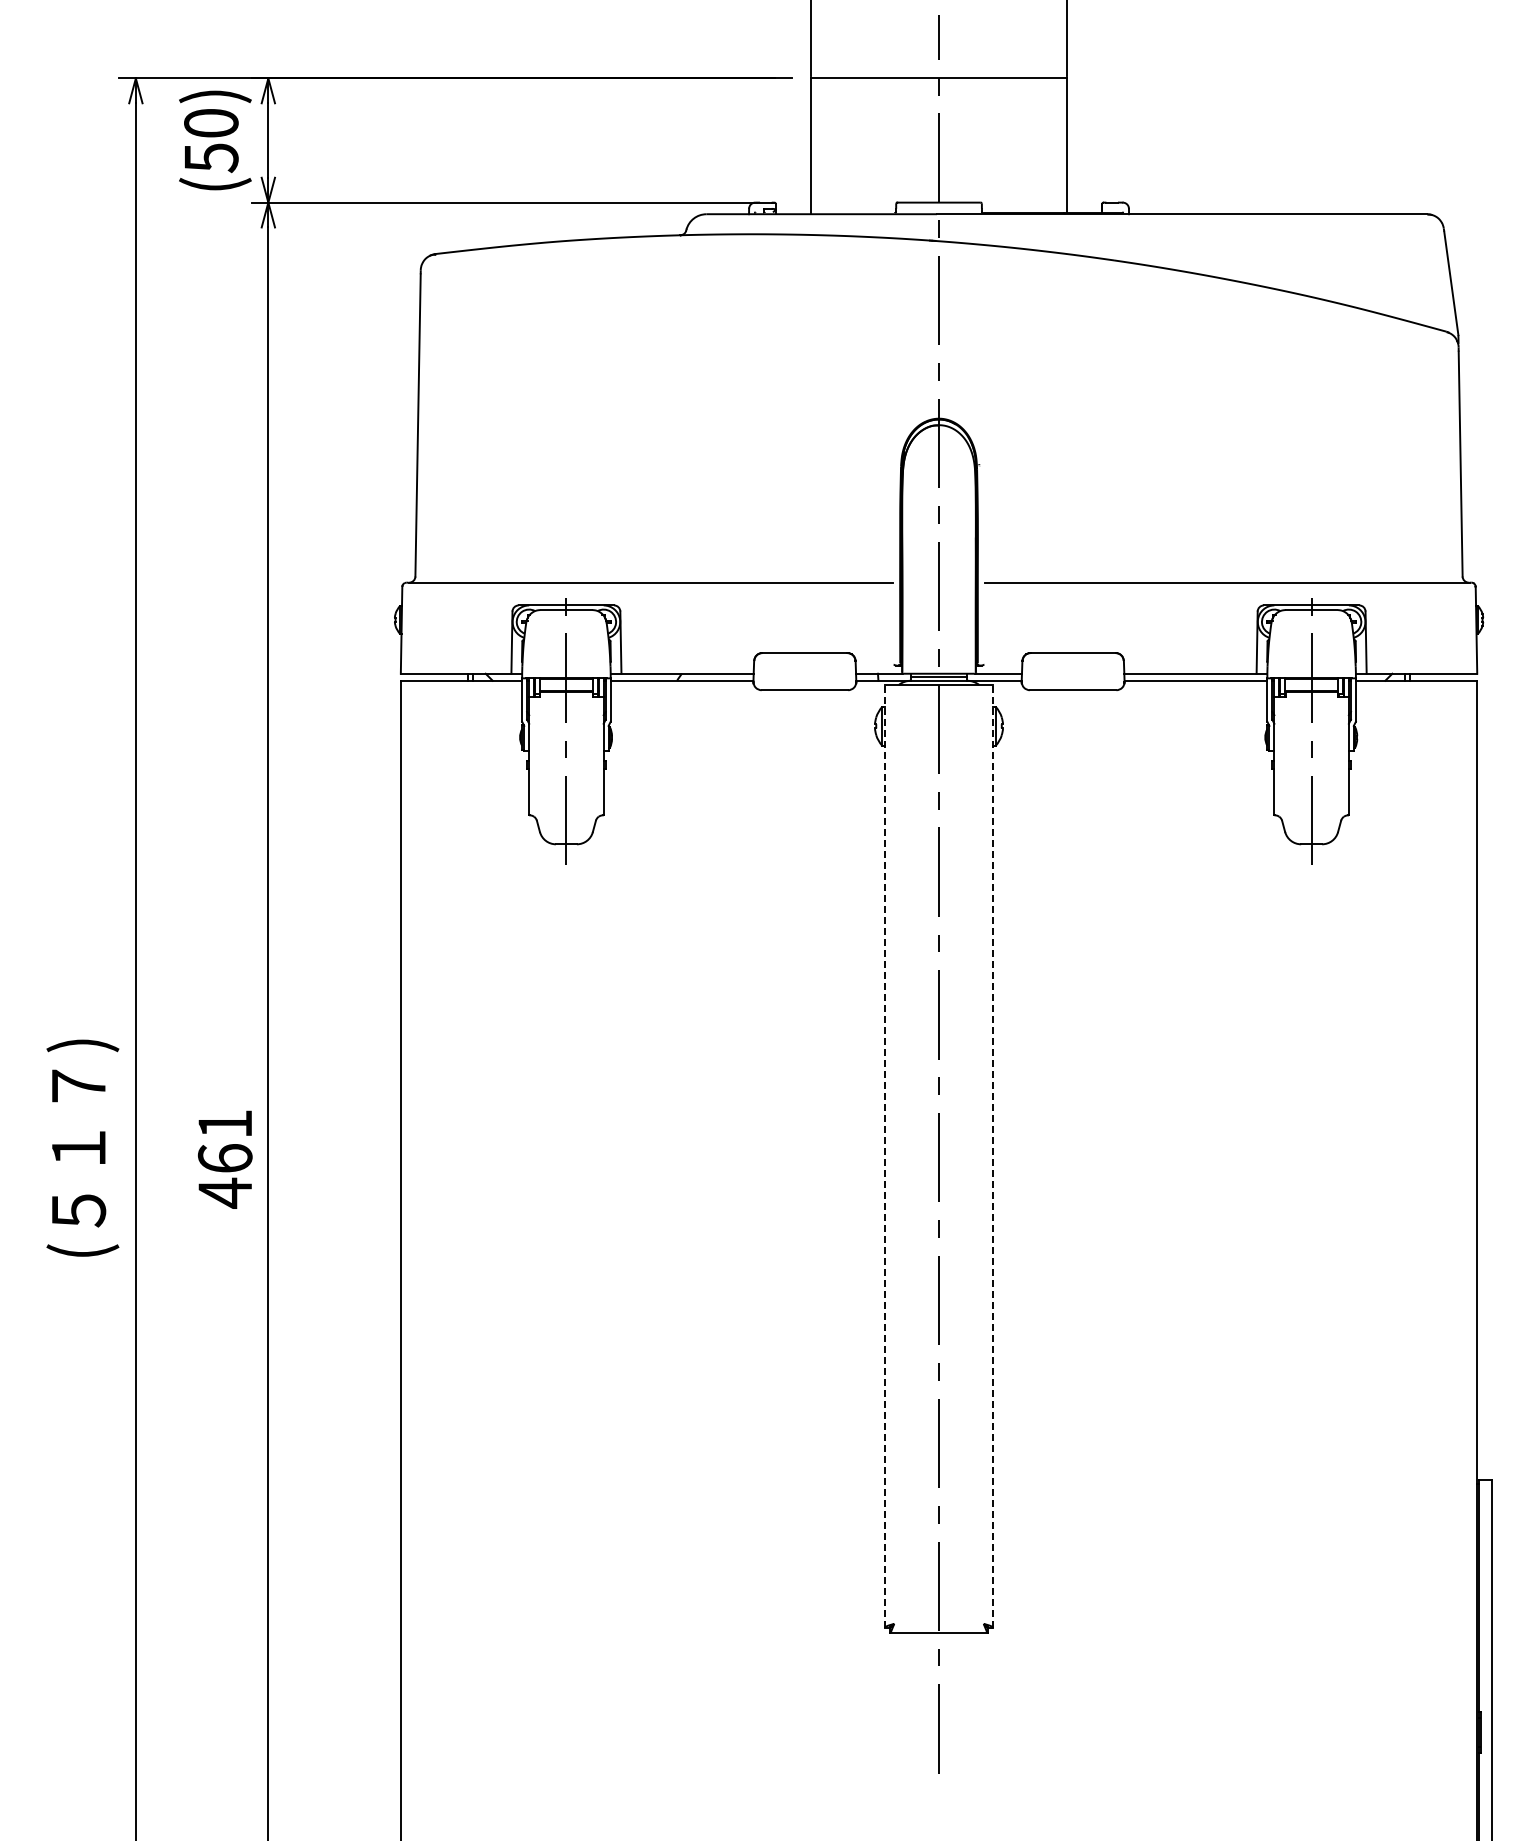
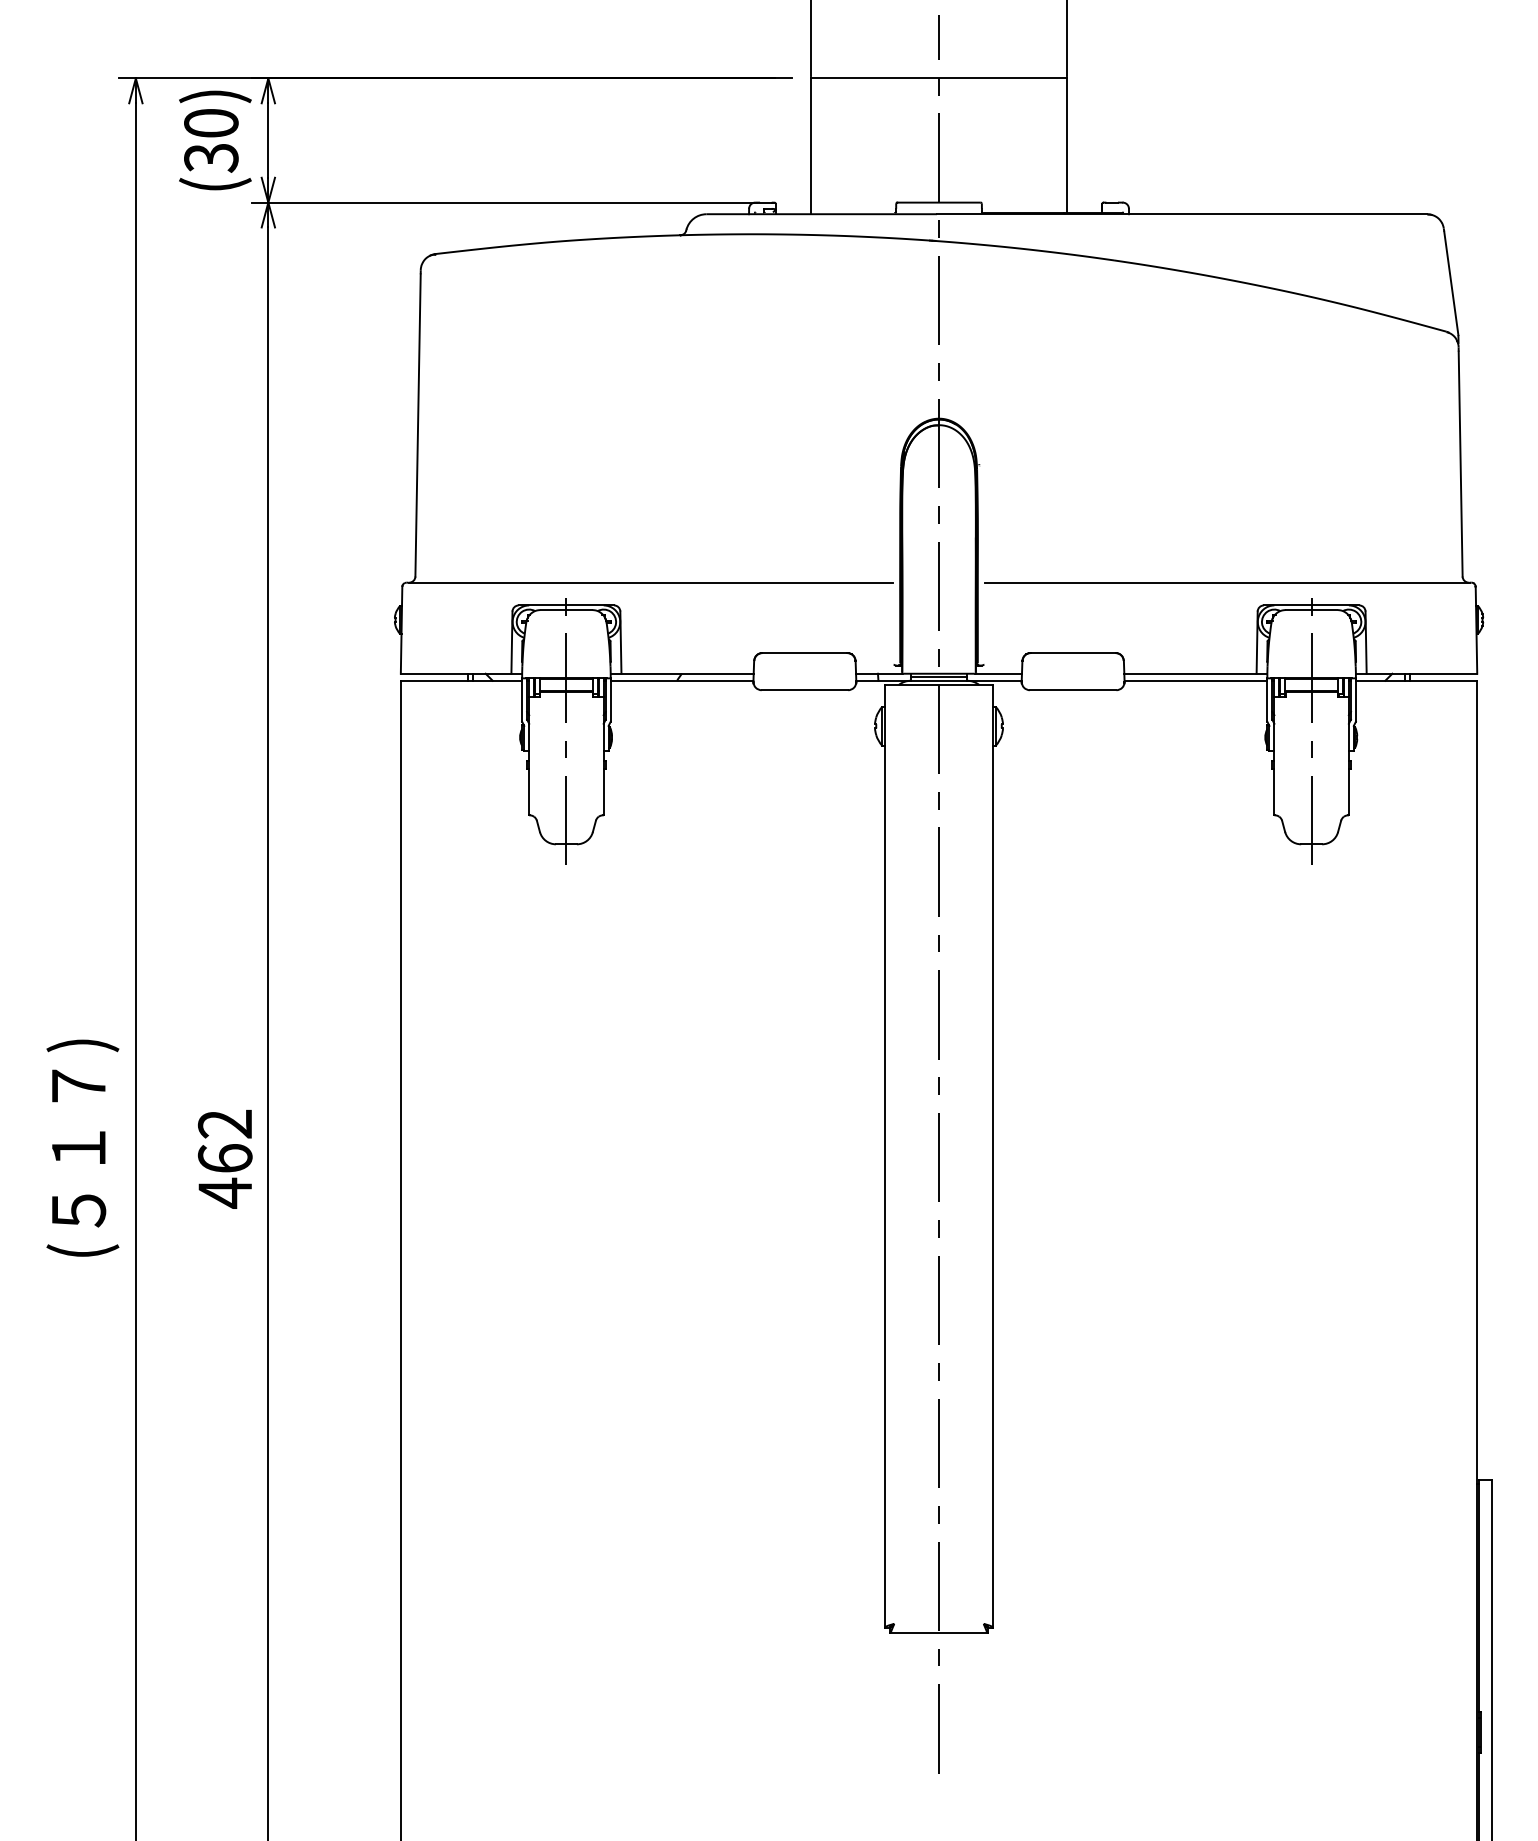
text: (50) -> (30) (211, 157)
text: 461 -> 462 (224, 1123)
line: dashed -> solid (885, 1155)
line: dashed -> solid (992, 1155)
